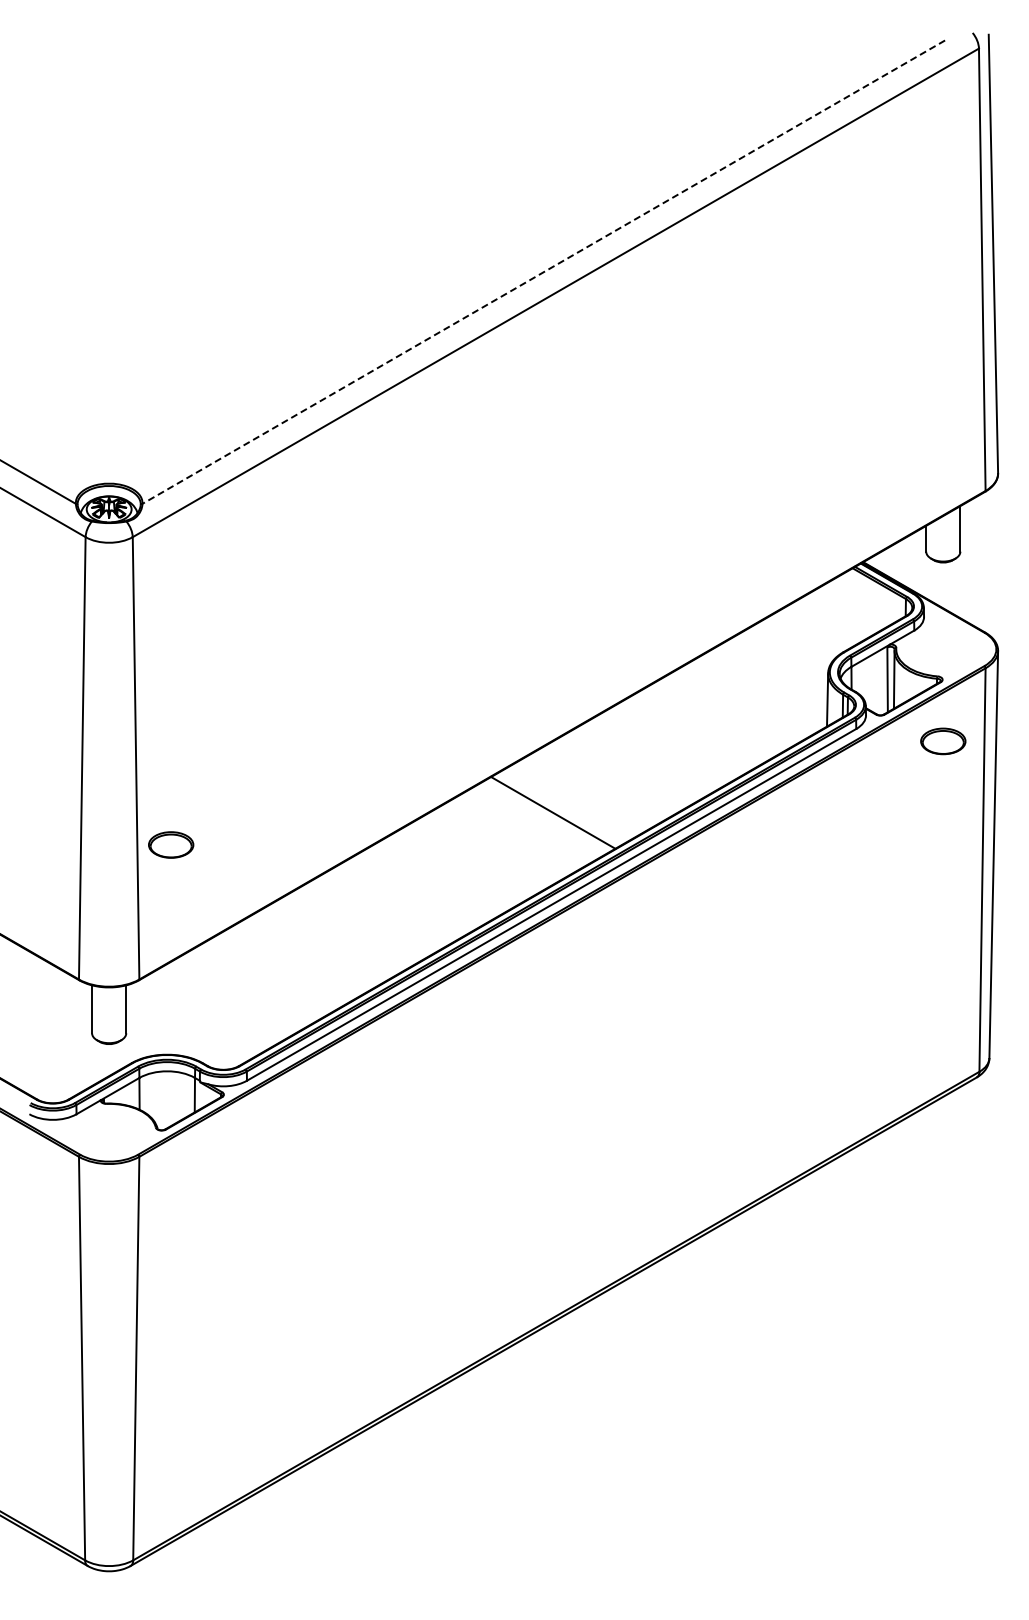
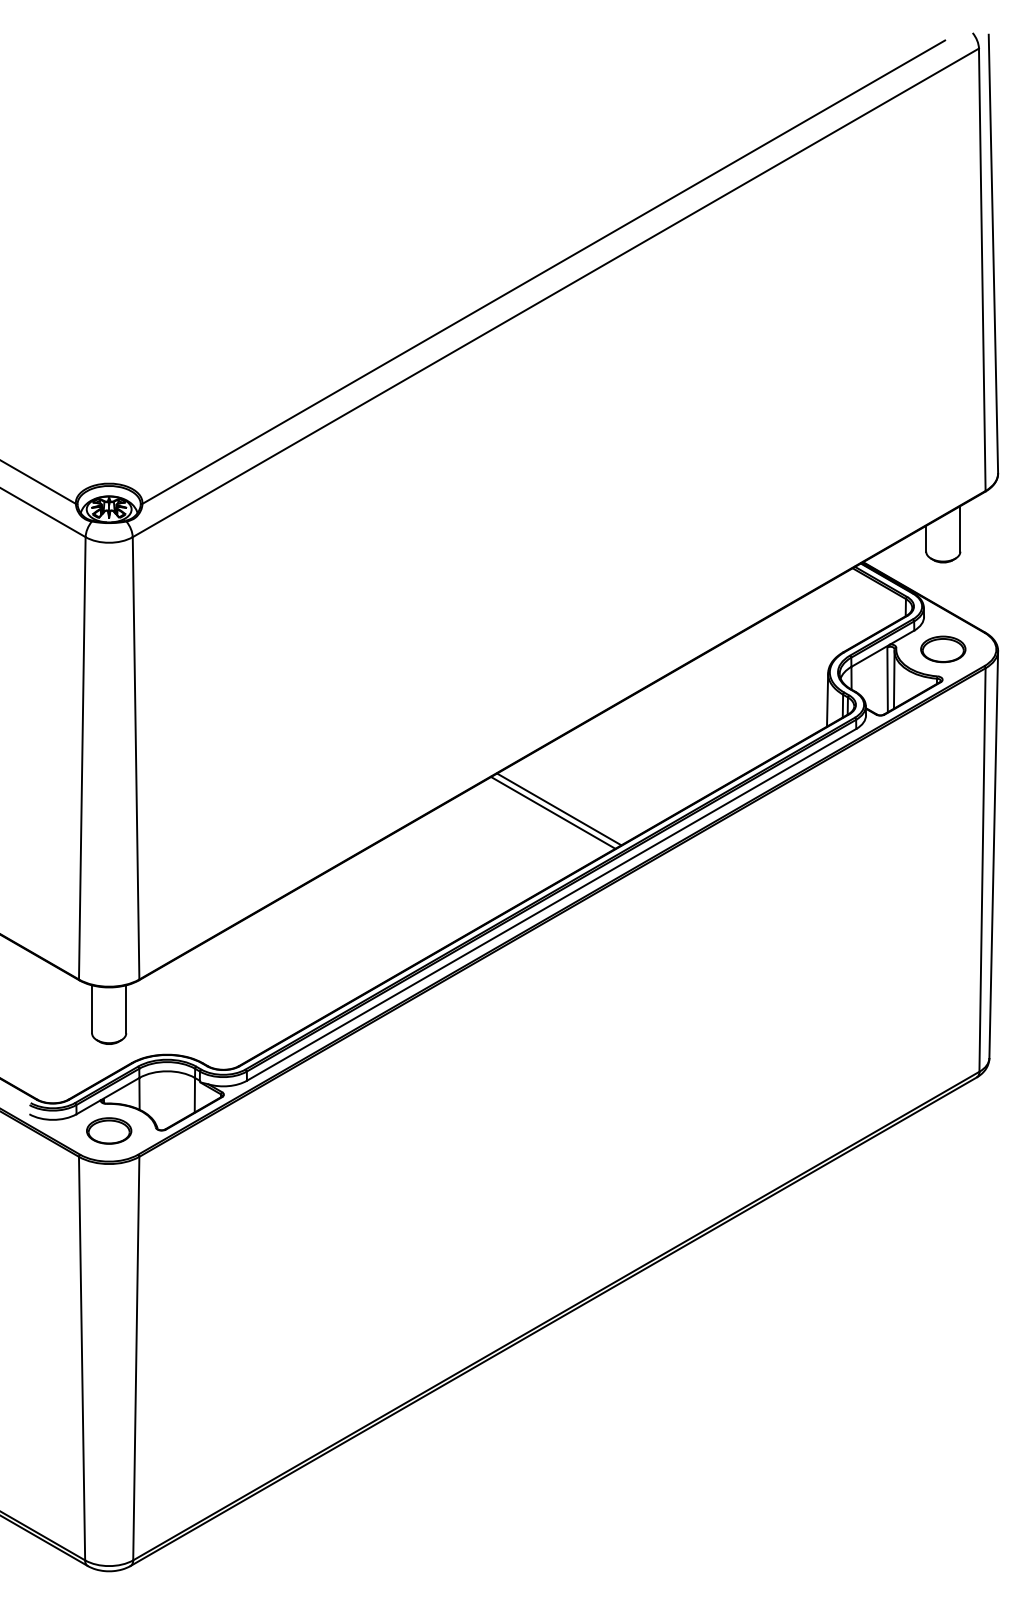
line: dashed -> solid (543, 272)
part position: (943, 741) -> (943, 649) (943, 649)
line: none -> present (559, 809)
part position: (171, 844) -> (109, 1130) (109, 1130)
